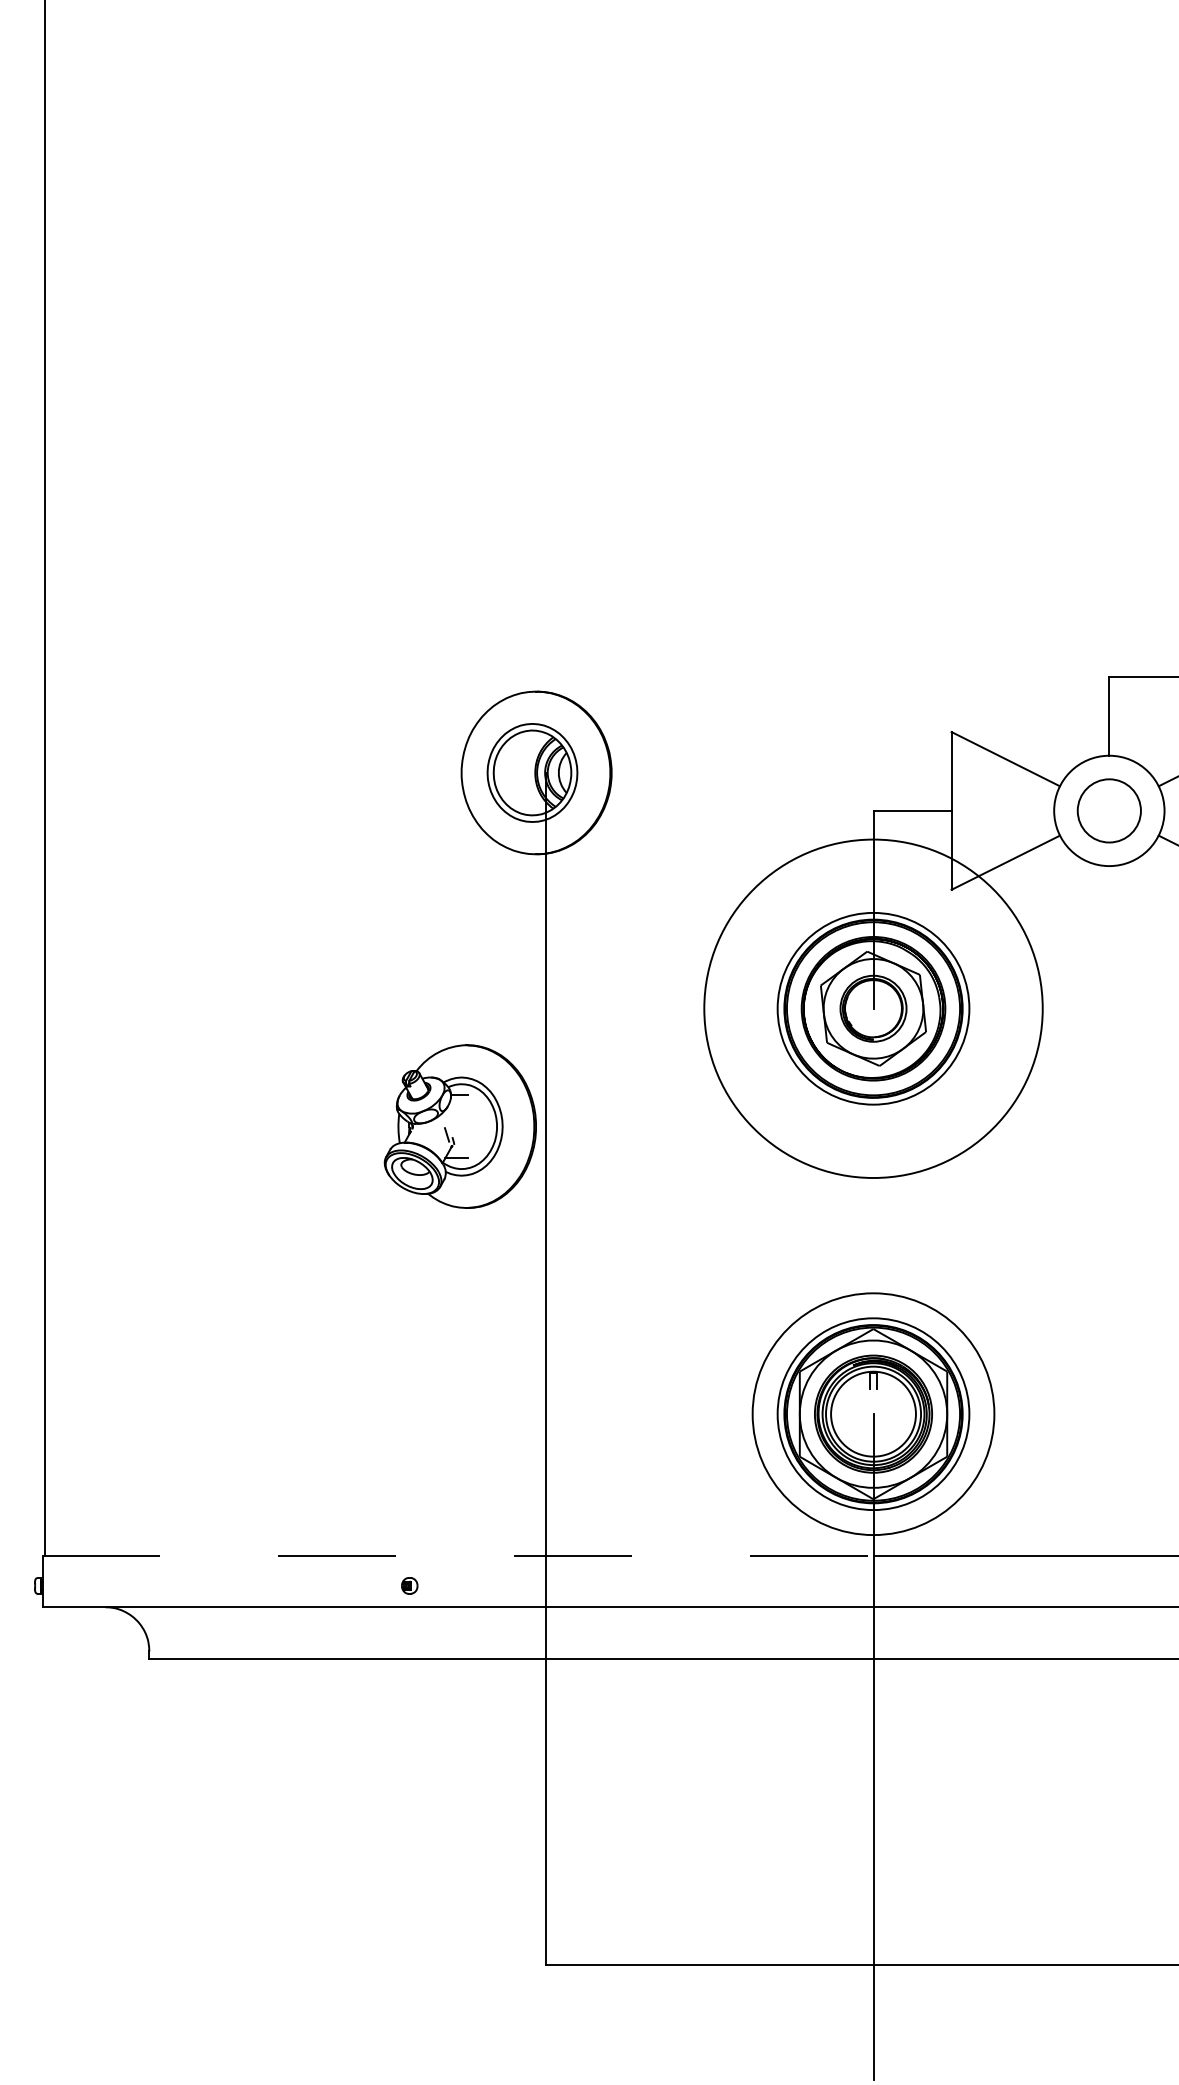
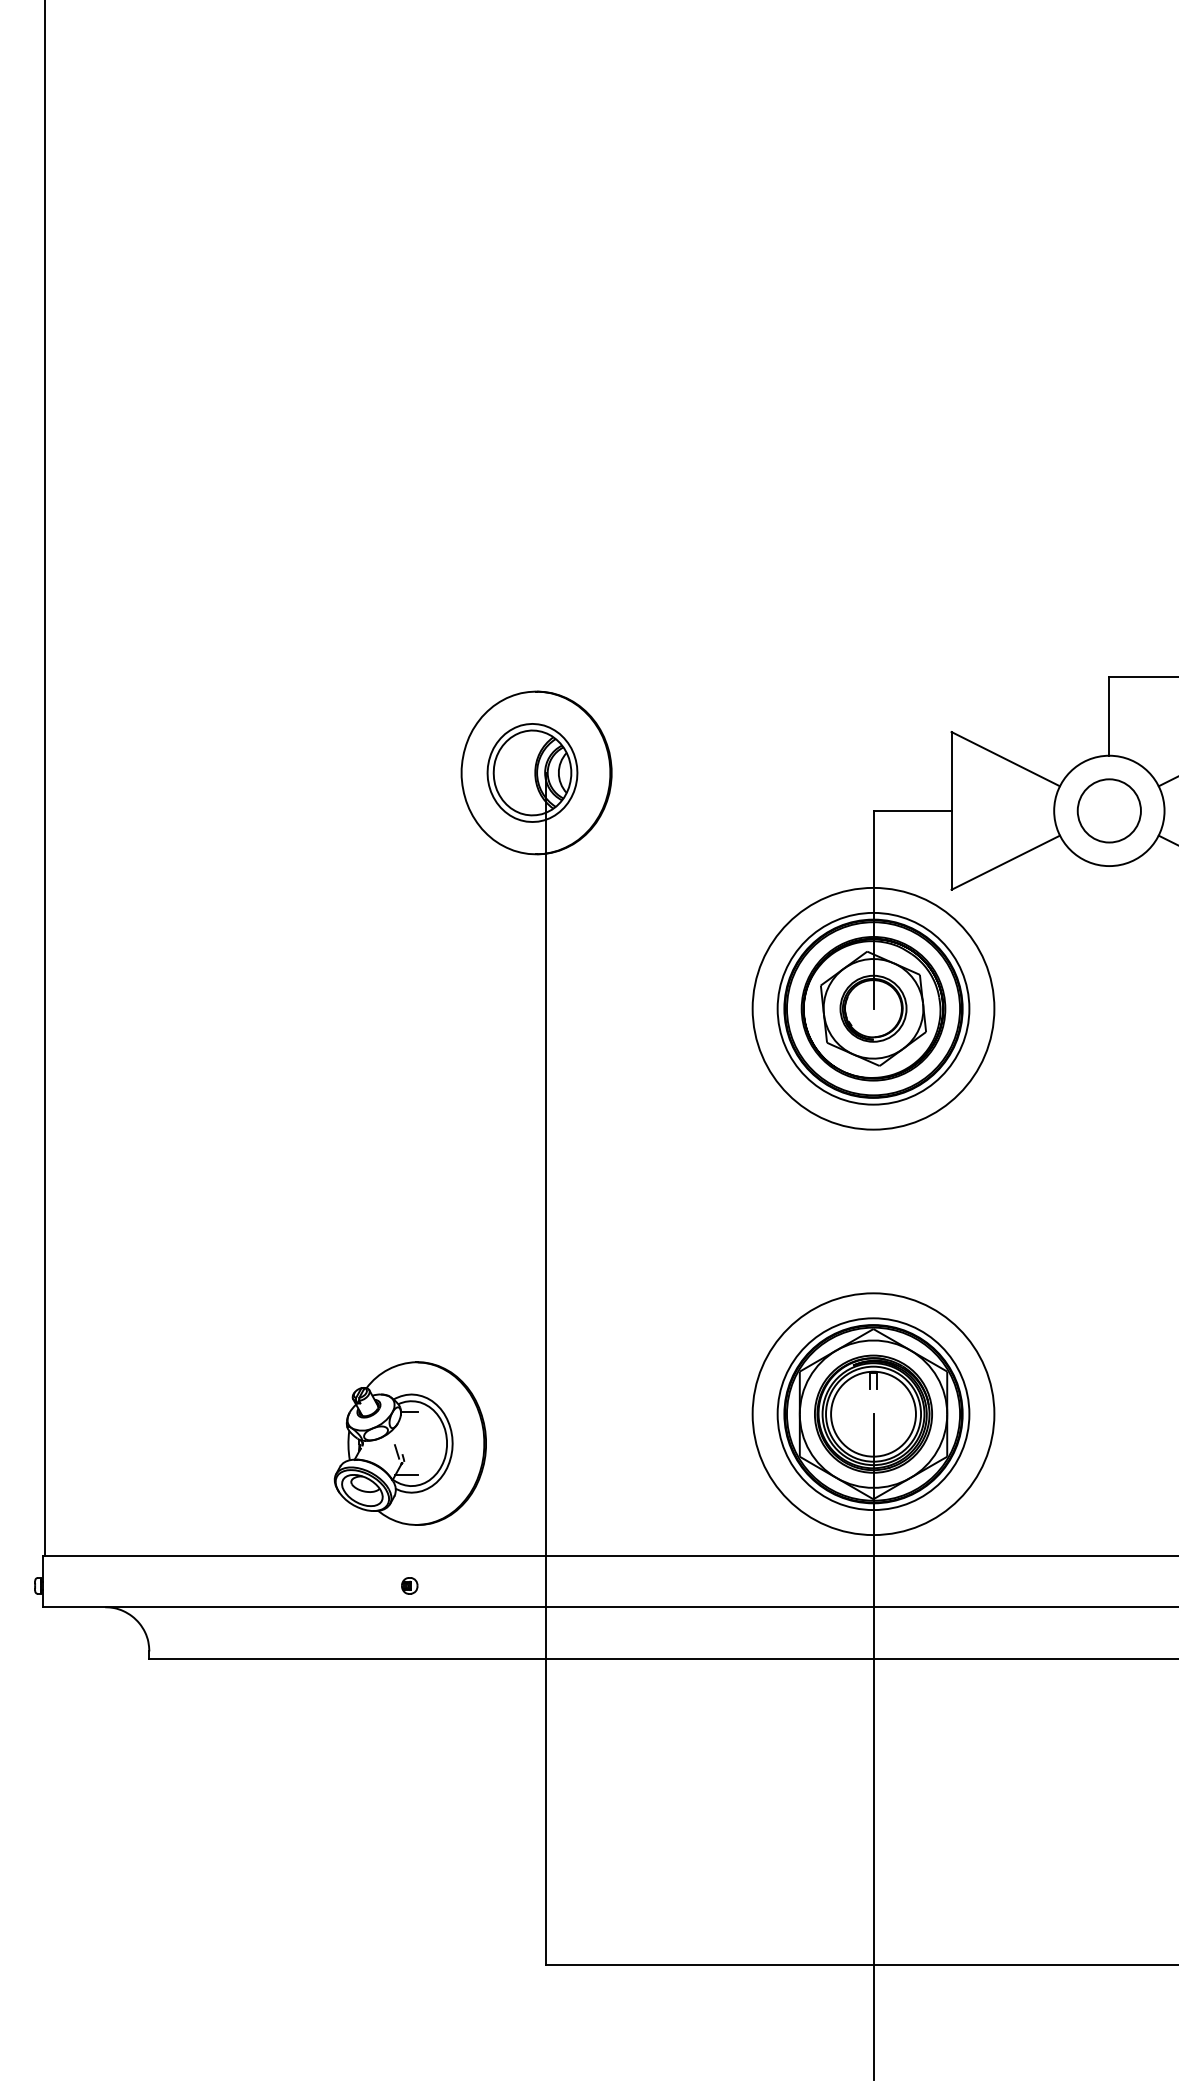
circle diameter: 338 px -> 242 px (873, 1008)
part position: (459, 1126) -> (409, 1443) (409, 1443)
line: dashed -> solid (458, 1555)
